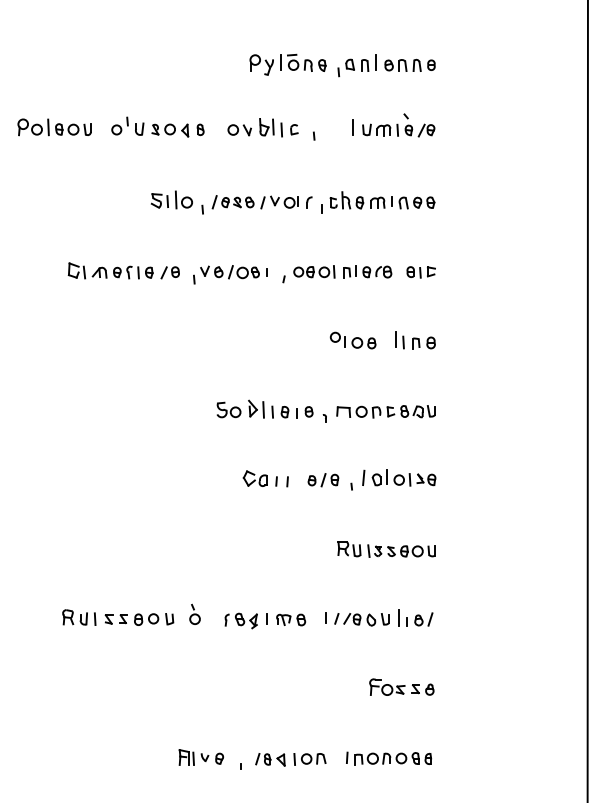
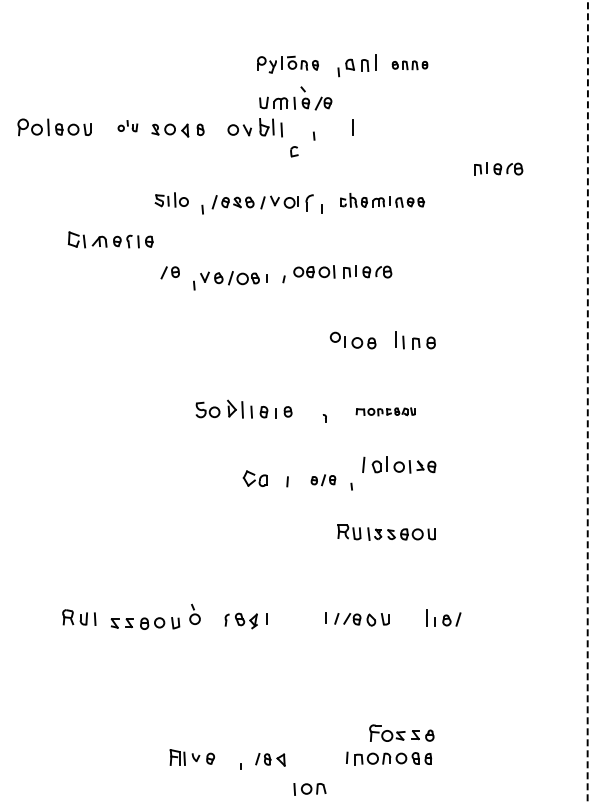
part size: 78x23 px -> 62x19 px (287, 64)
part size: 52x14 px -> 38x11 px (409, 65)
part size: 34x20 px -> 22x13 px (127, 126)
part position: (398, 125) -> (295, 98) (295, 98)
part position: (294, 129) -> (294, 151) (294, 151)
part: none -> present (498, 168)
part size: 43x20 px -> 35x16 px (171, 199)
part size: 107x19 px -> 85x15 px (382, 200)
part size: 7x13 px -> 9x18 px (309, 202)
part position: (110, 270) -> (110, 239) (110, 239)
part: present -> none (420, 272)
part position: (230, 274) -> (230, 280) (230, 280)
line: solid -> dashed (587, 401)
part position: (264, 408) -> (243, 408) (243, 408)
part size: 100x14 px -> 61x10 px (385, 411)
part position: (399, 477) -> (399, 464) (399, 464)
part size: 33x15 px -> 27x13 px (323, 480)
line: present -> none (276, 481)
part position: (386, 549) -> (386, 532) (386, 532)
part position: (415, 617) -> (443, 617) (443, 617)
part position: (139, 619) -> (145, 623) (145, 623)
part: present -> none (291, 619)
part position: (401, 686) -> (401, 732) (401, 732)
part position: (200, 757) -> (191, 757) (191, 757)
part position: (309, 759) -> (309, 789) (309, 789)
